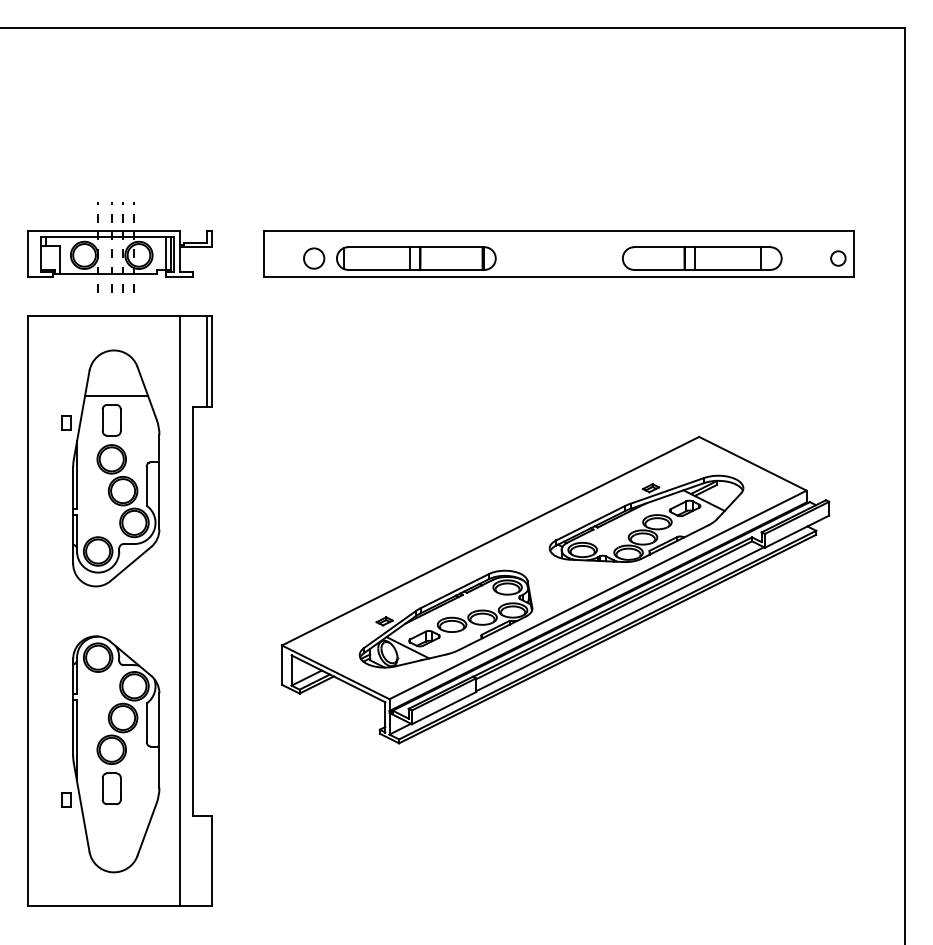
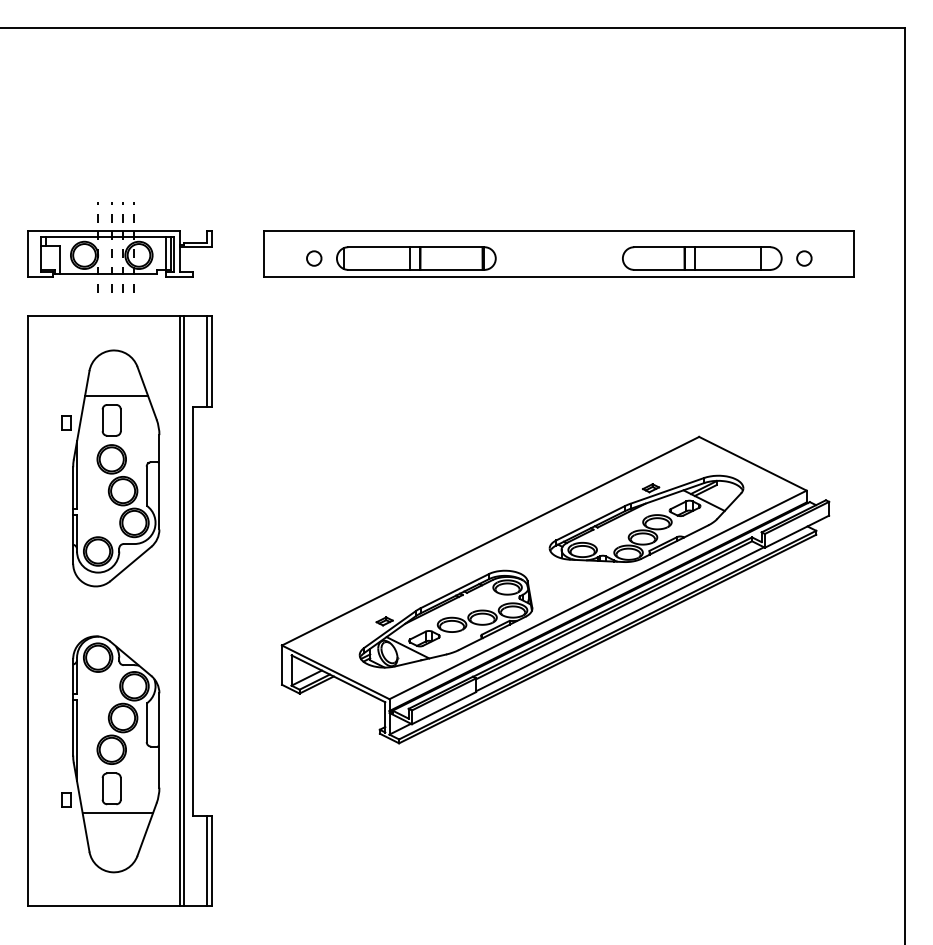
circle size: 23x23 px -> 17x17 px (314, 258)
circle position: (838, 258) -> (804, 258) (804, 258)
line: none -> present (184, 611)
line: none -> present (117, 813)
line: none -> present (207, 860)
